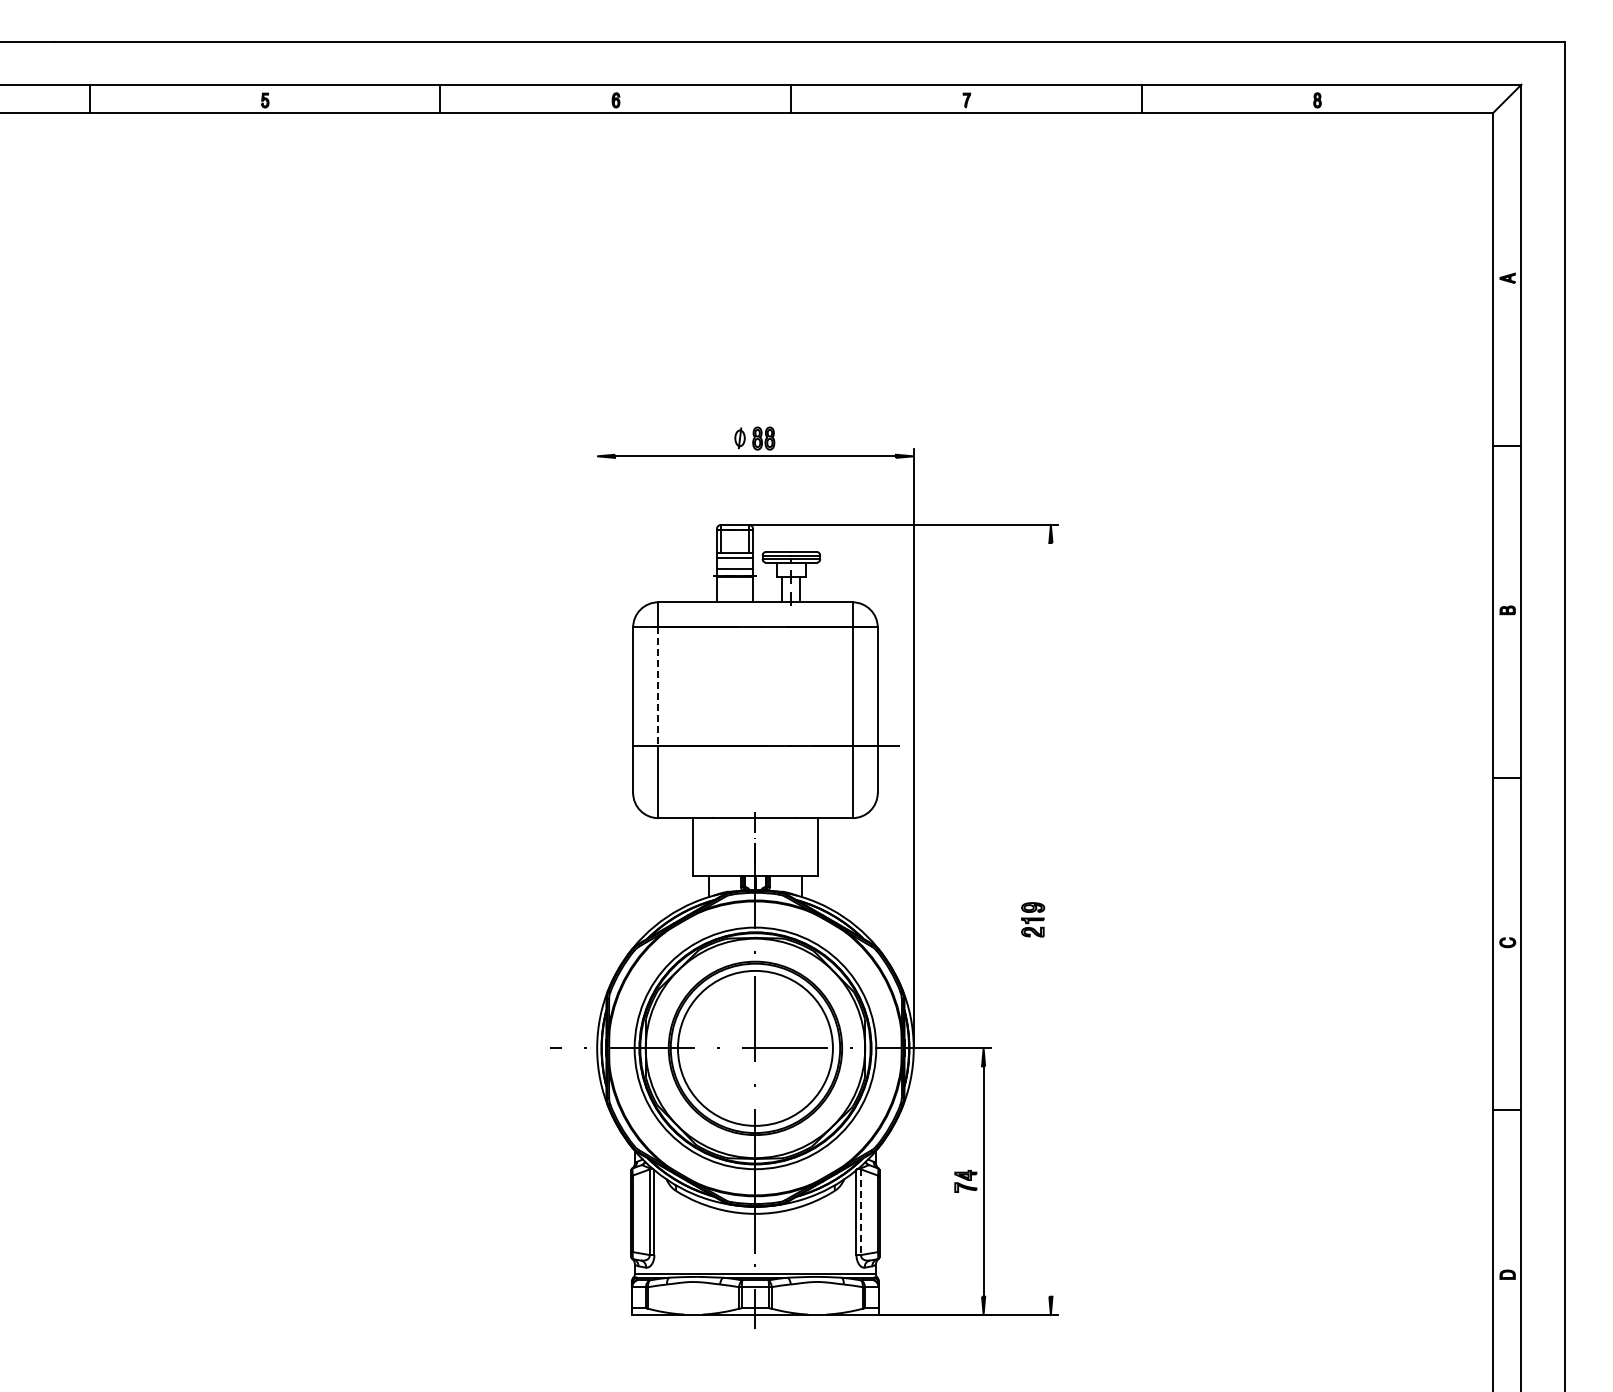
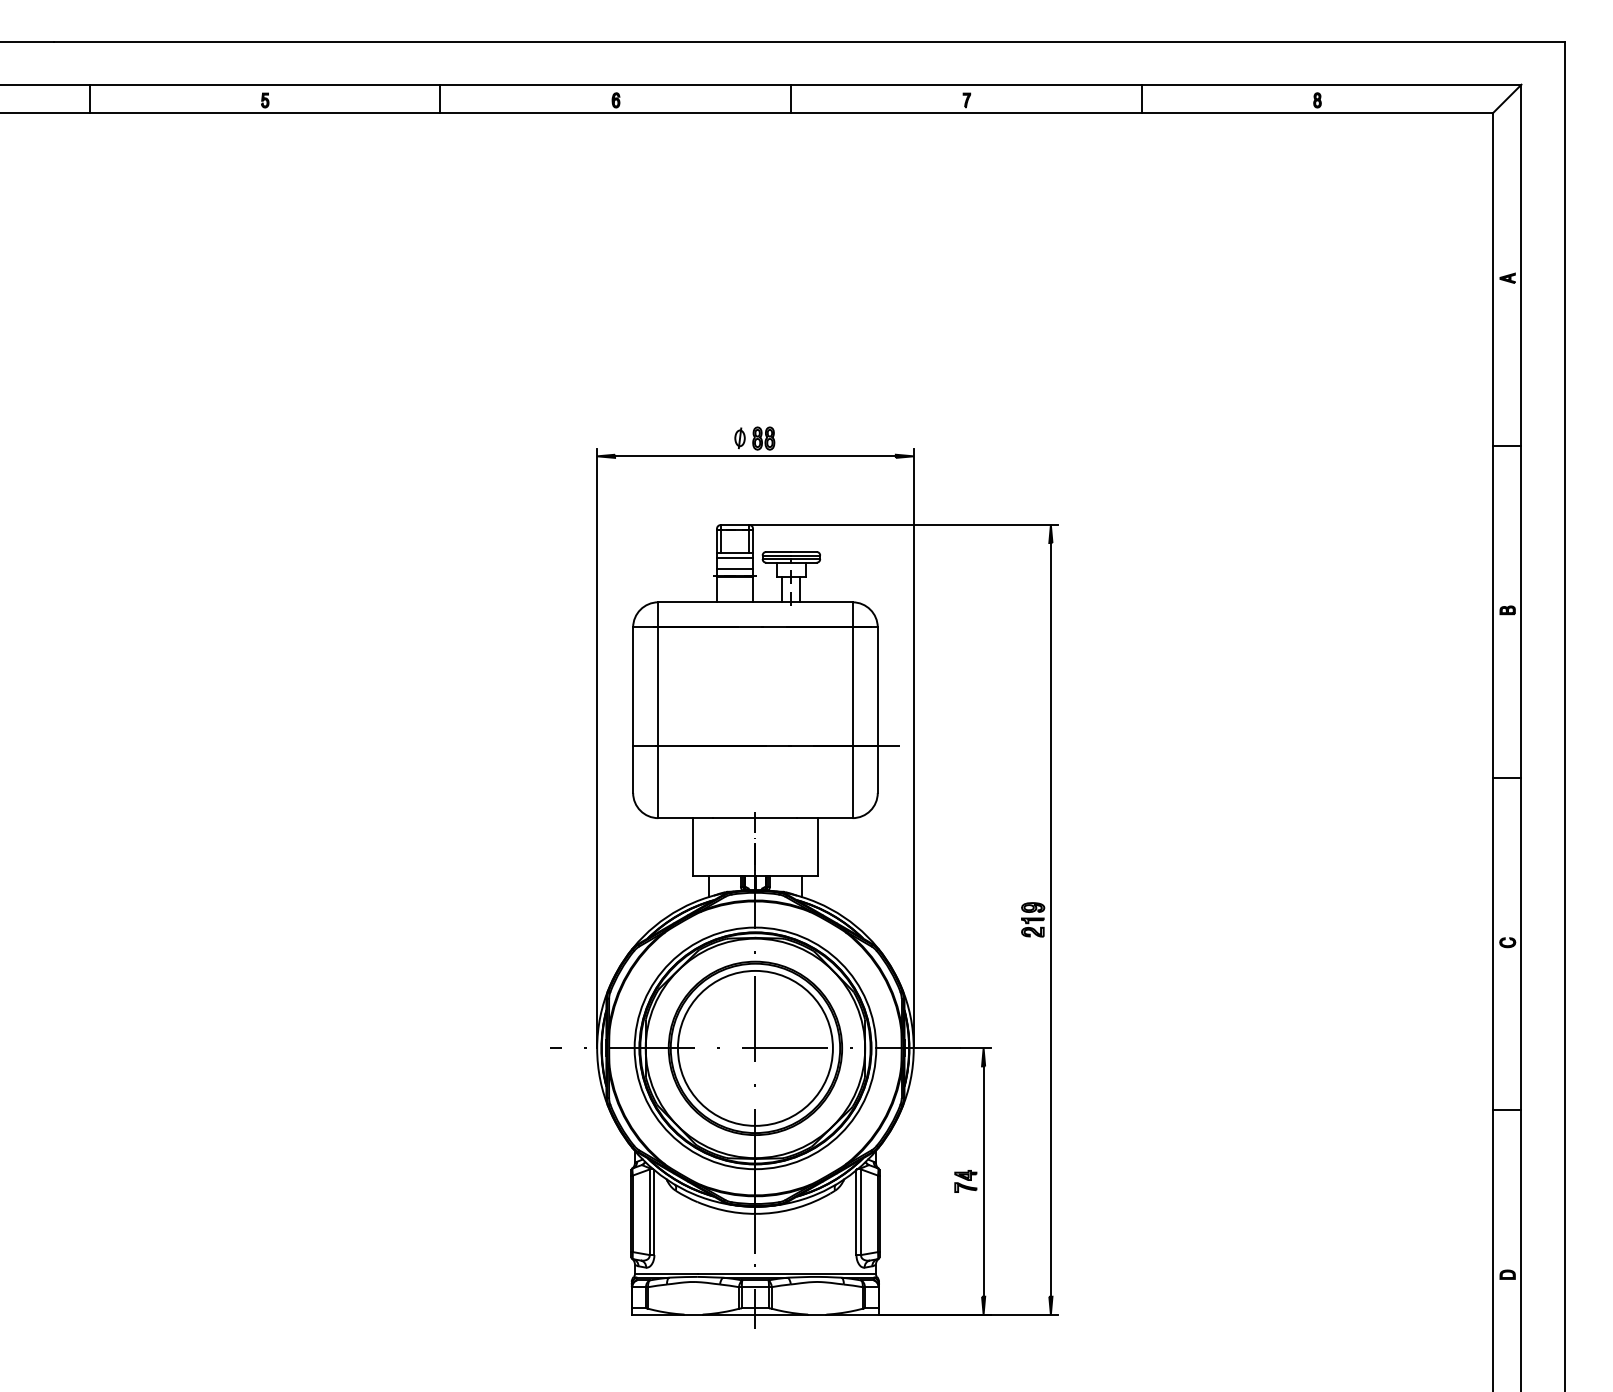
line: dashed -> solid (658, 687)
line: none -> present (597, 748)
line: none -> present (1050, 919)
line: dashed -> solid (861, 1212)
